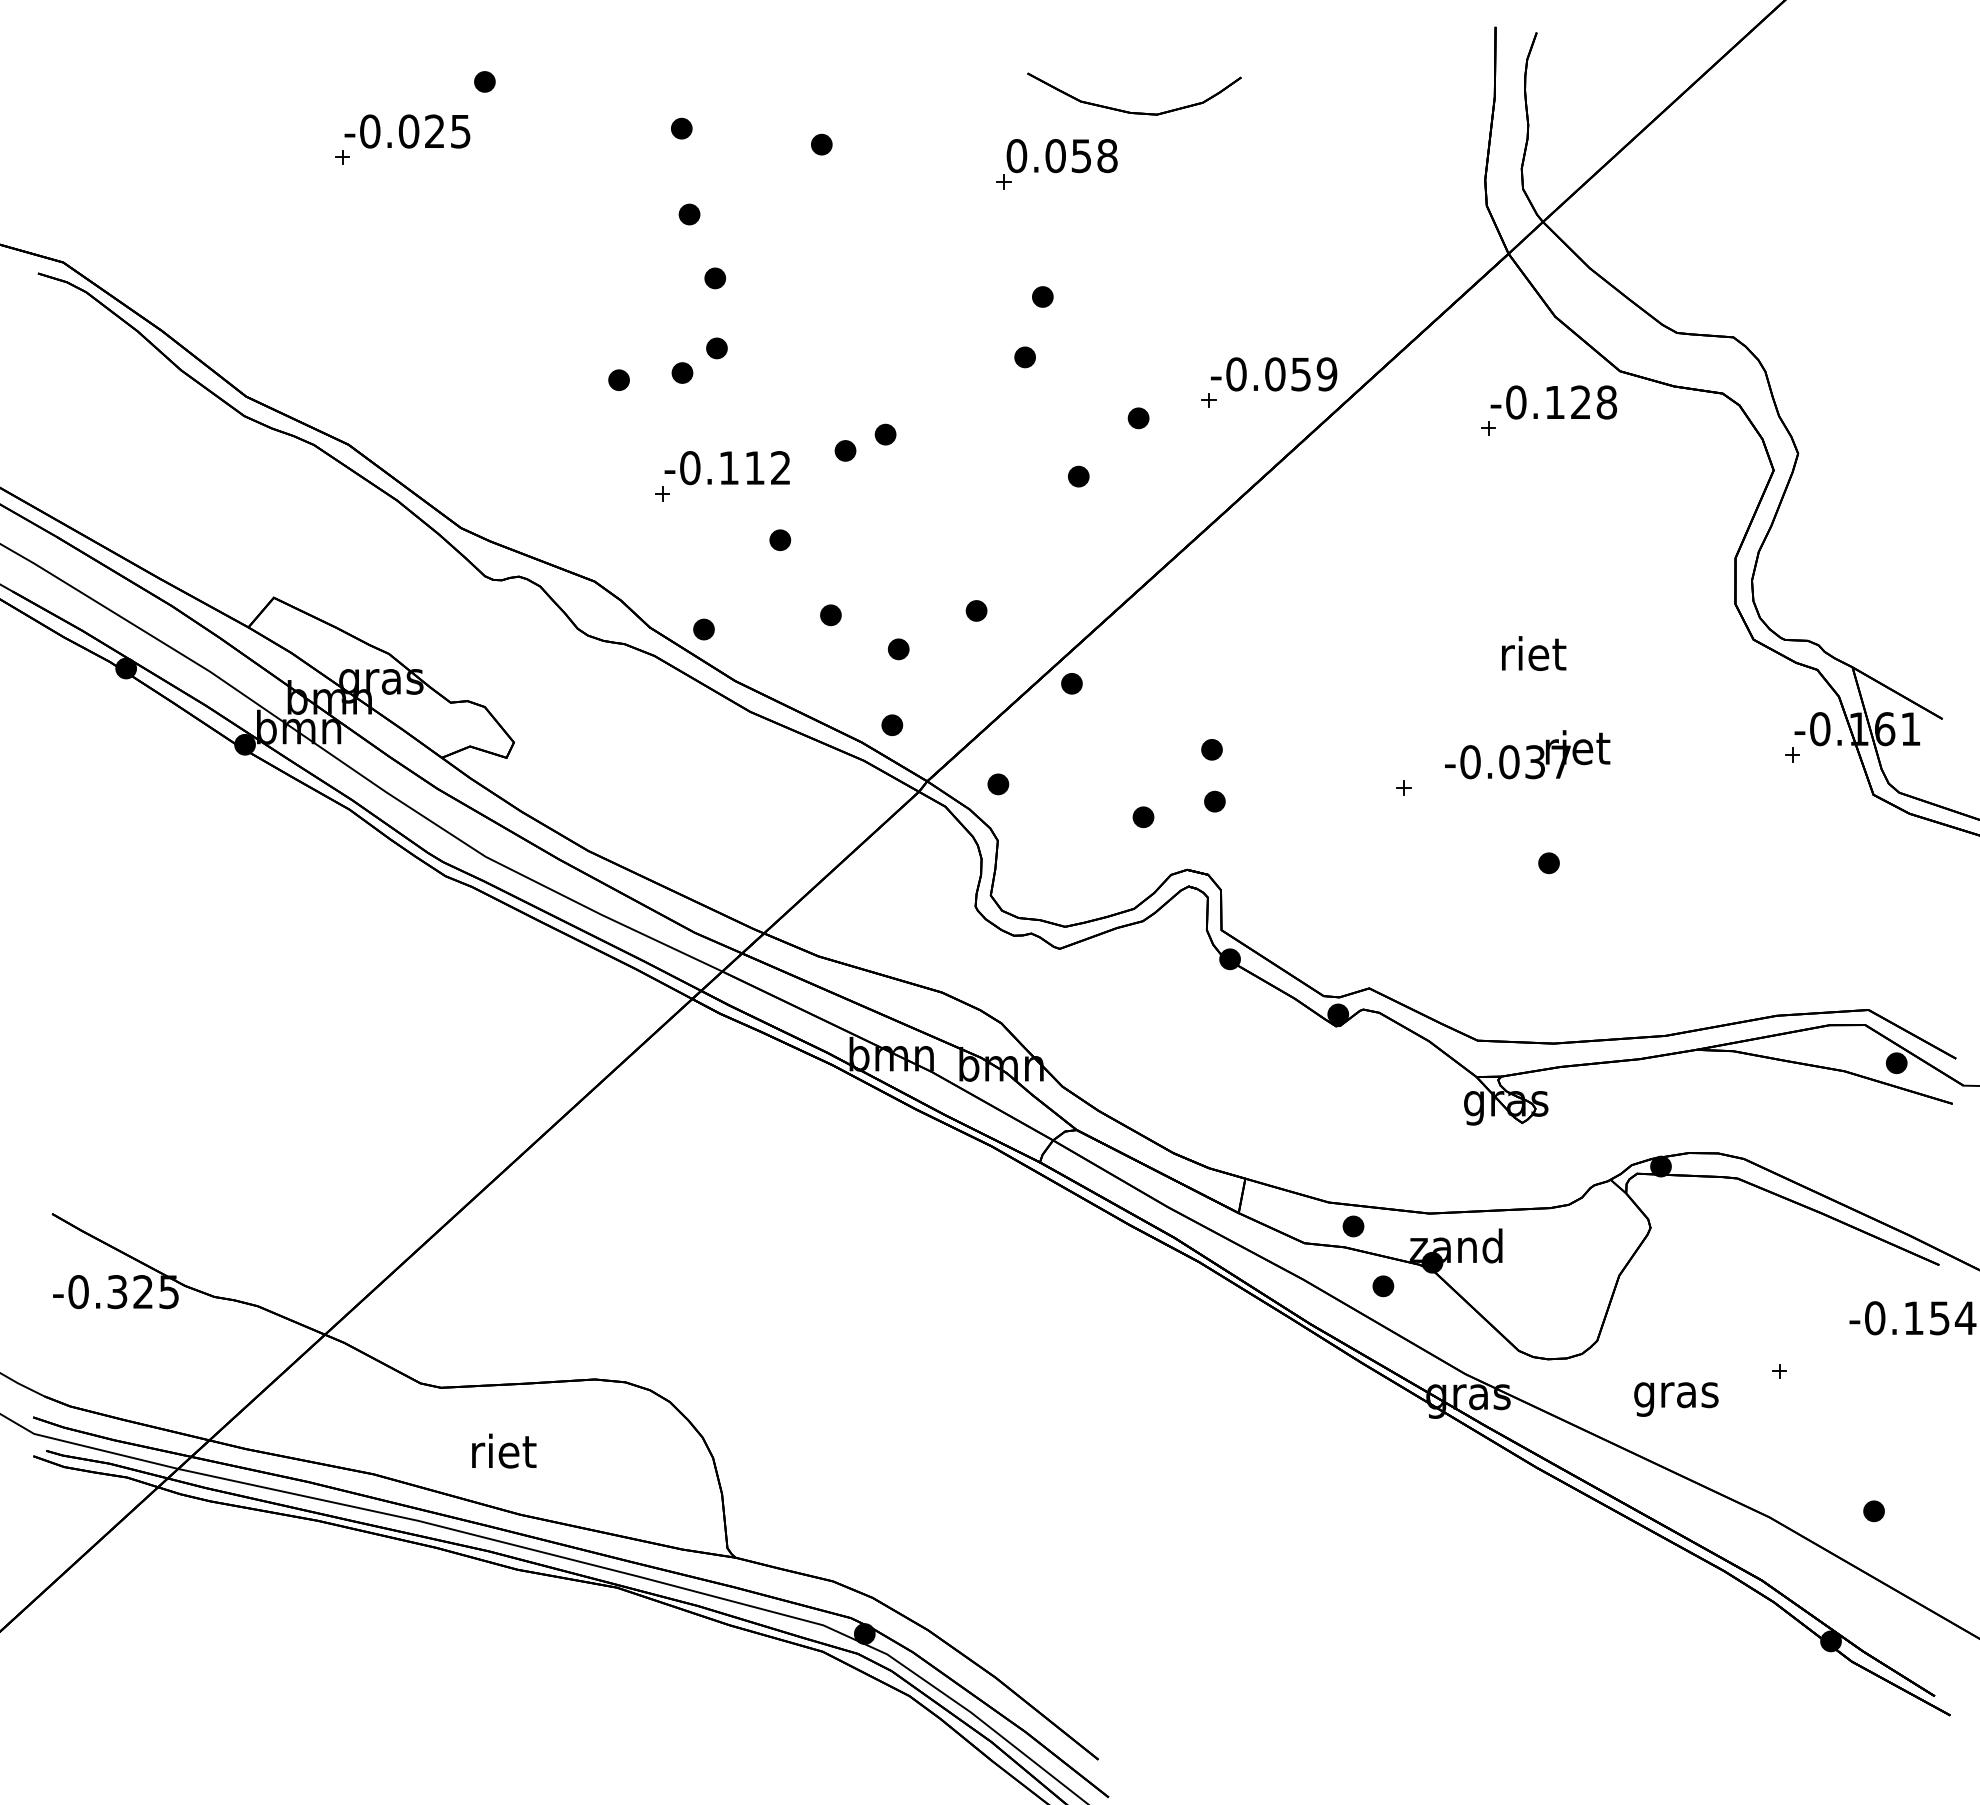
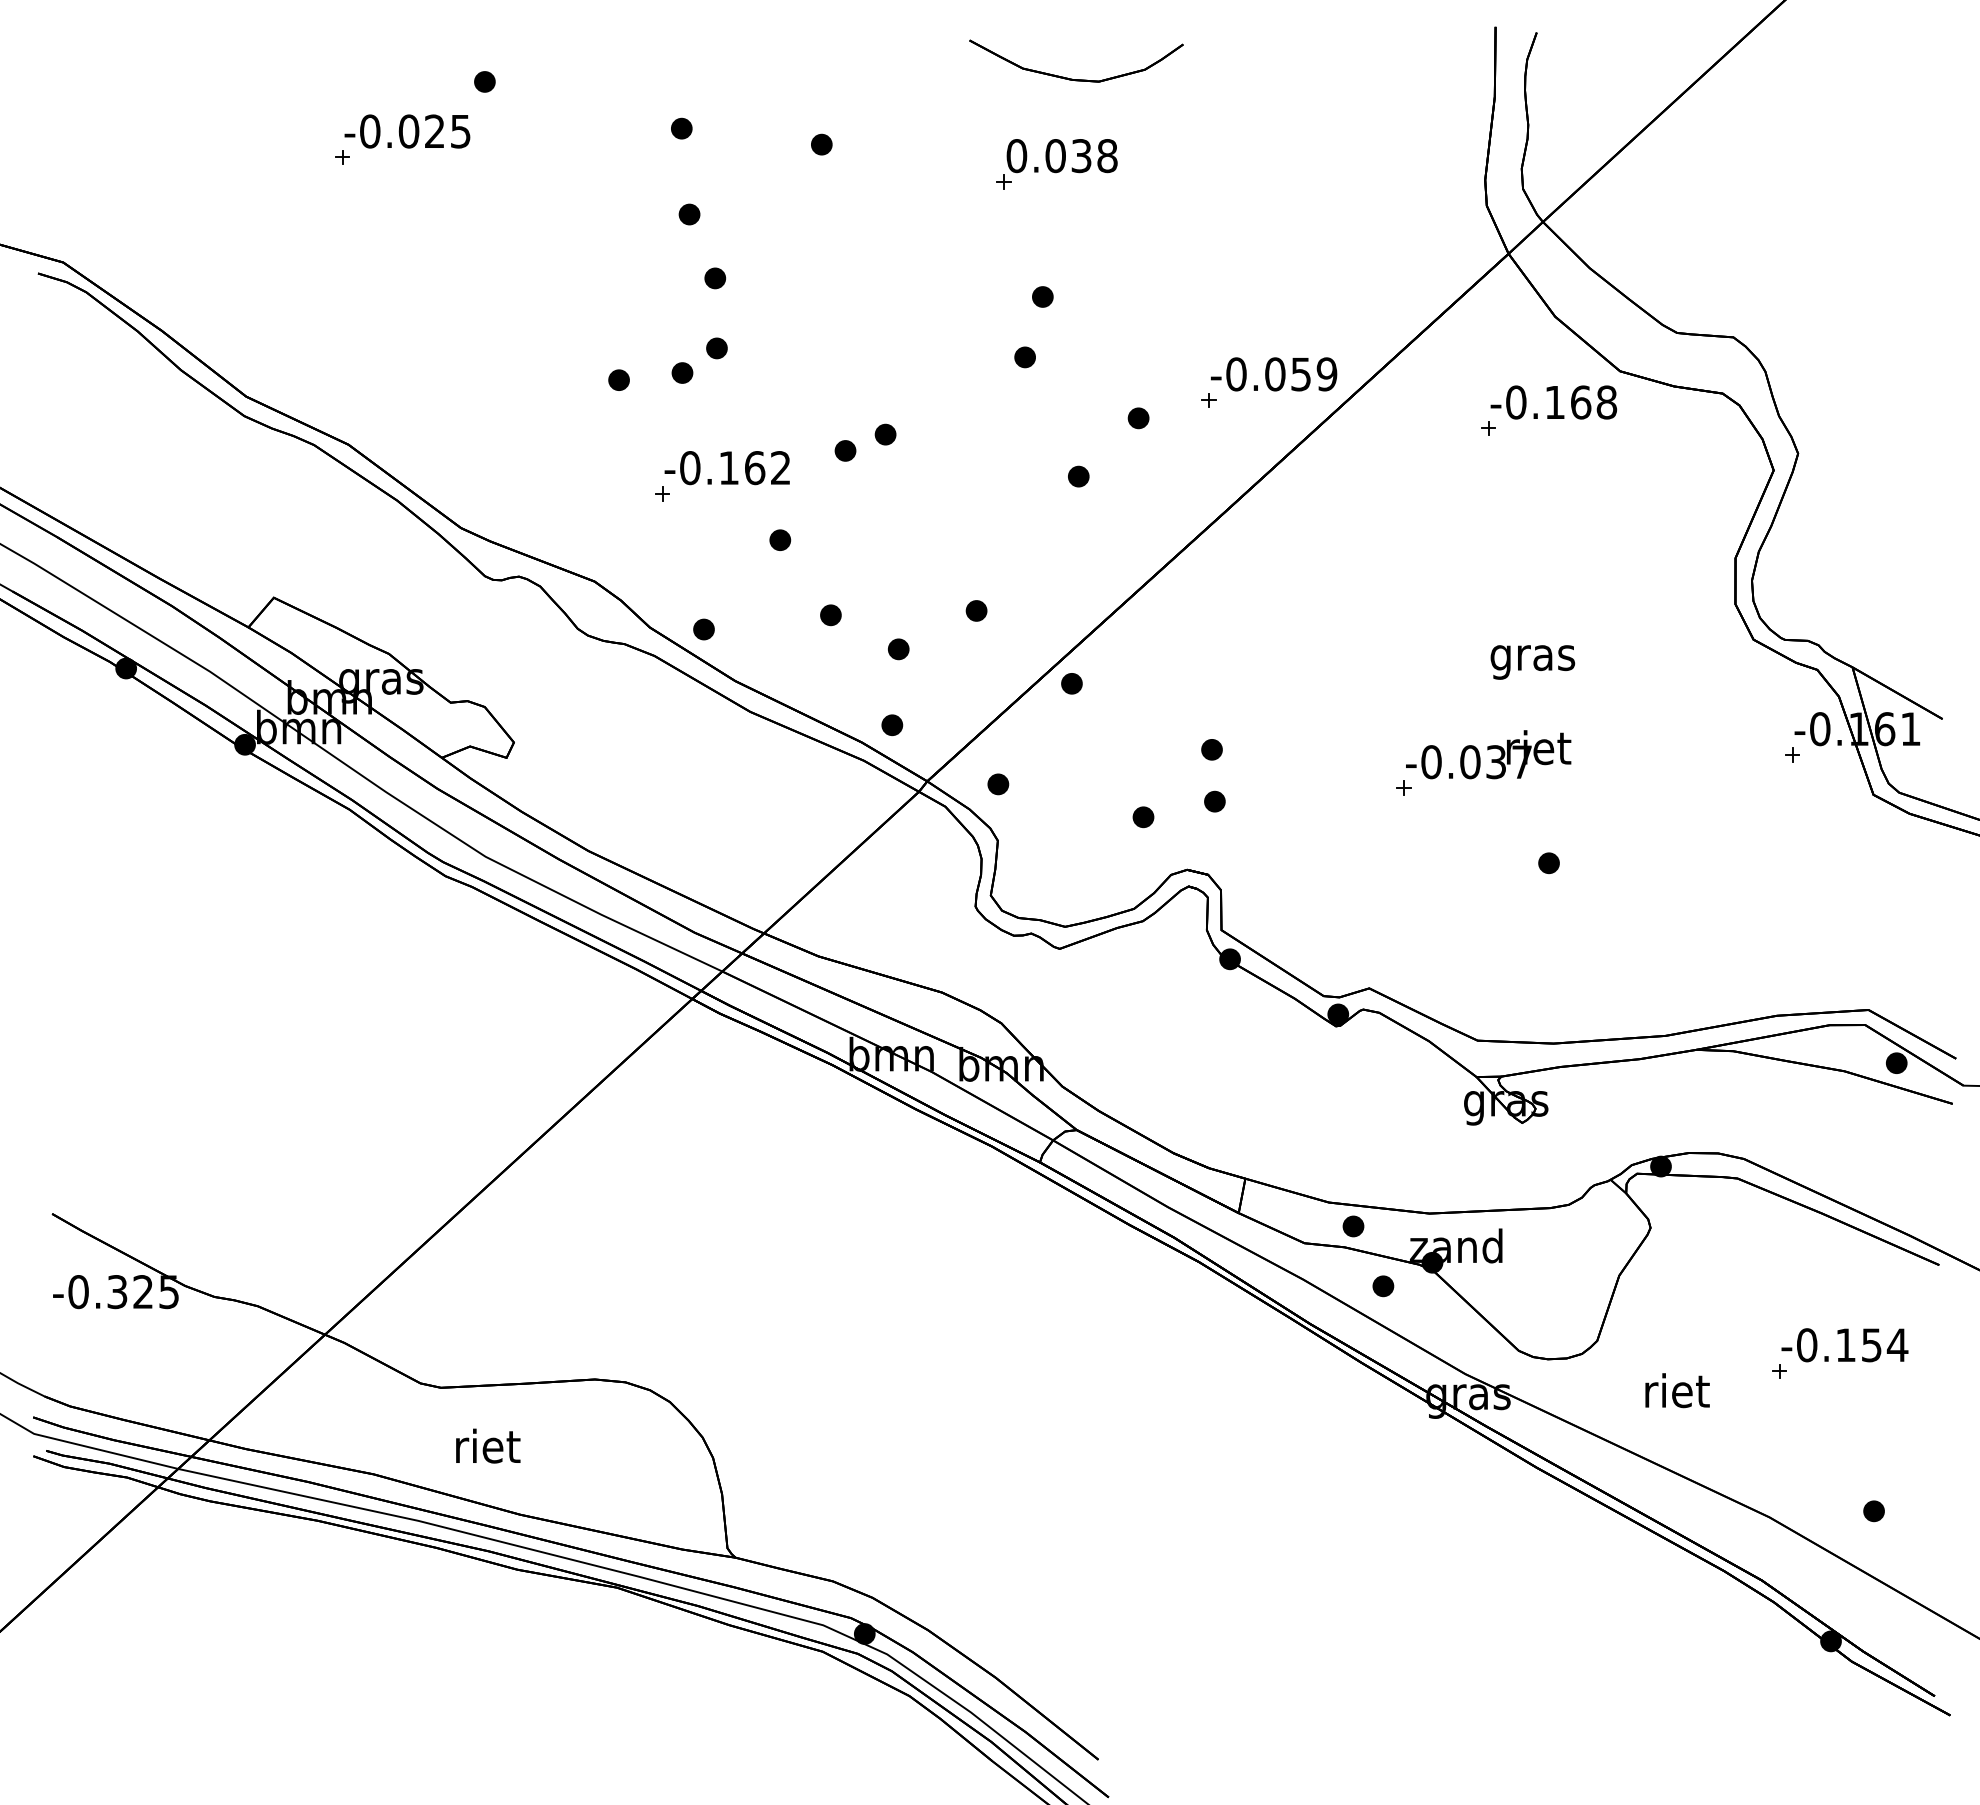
part position: (1130, 111) -> (1072, 78) (1072, 78)
text: 0.058 -> 0.038 (1081, 155)
text: -0.128 -> -0.168 (1581, 402)
text: -0.112 -> -0.162 (755, 468)
text: riet -> gras (1532, 657)
text position: (1527, 754) -> (1488, 754) (1488, 754)
text position: (1912, 1318) -> (1844, 1345) (1844, 1345)
text: gras -> riet (1676, 1394)
text position: (504, 1450) -> (488, 1445) (488, 1445)
